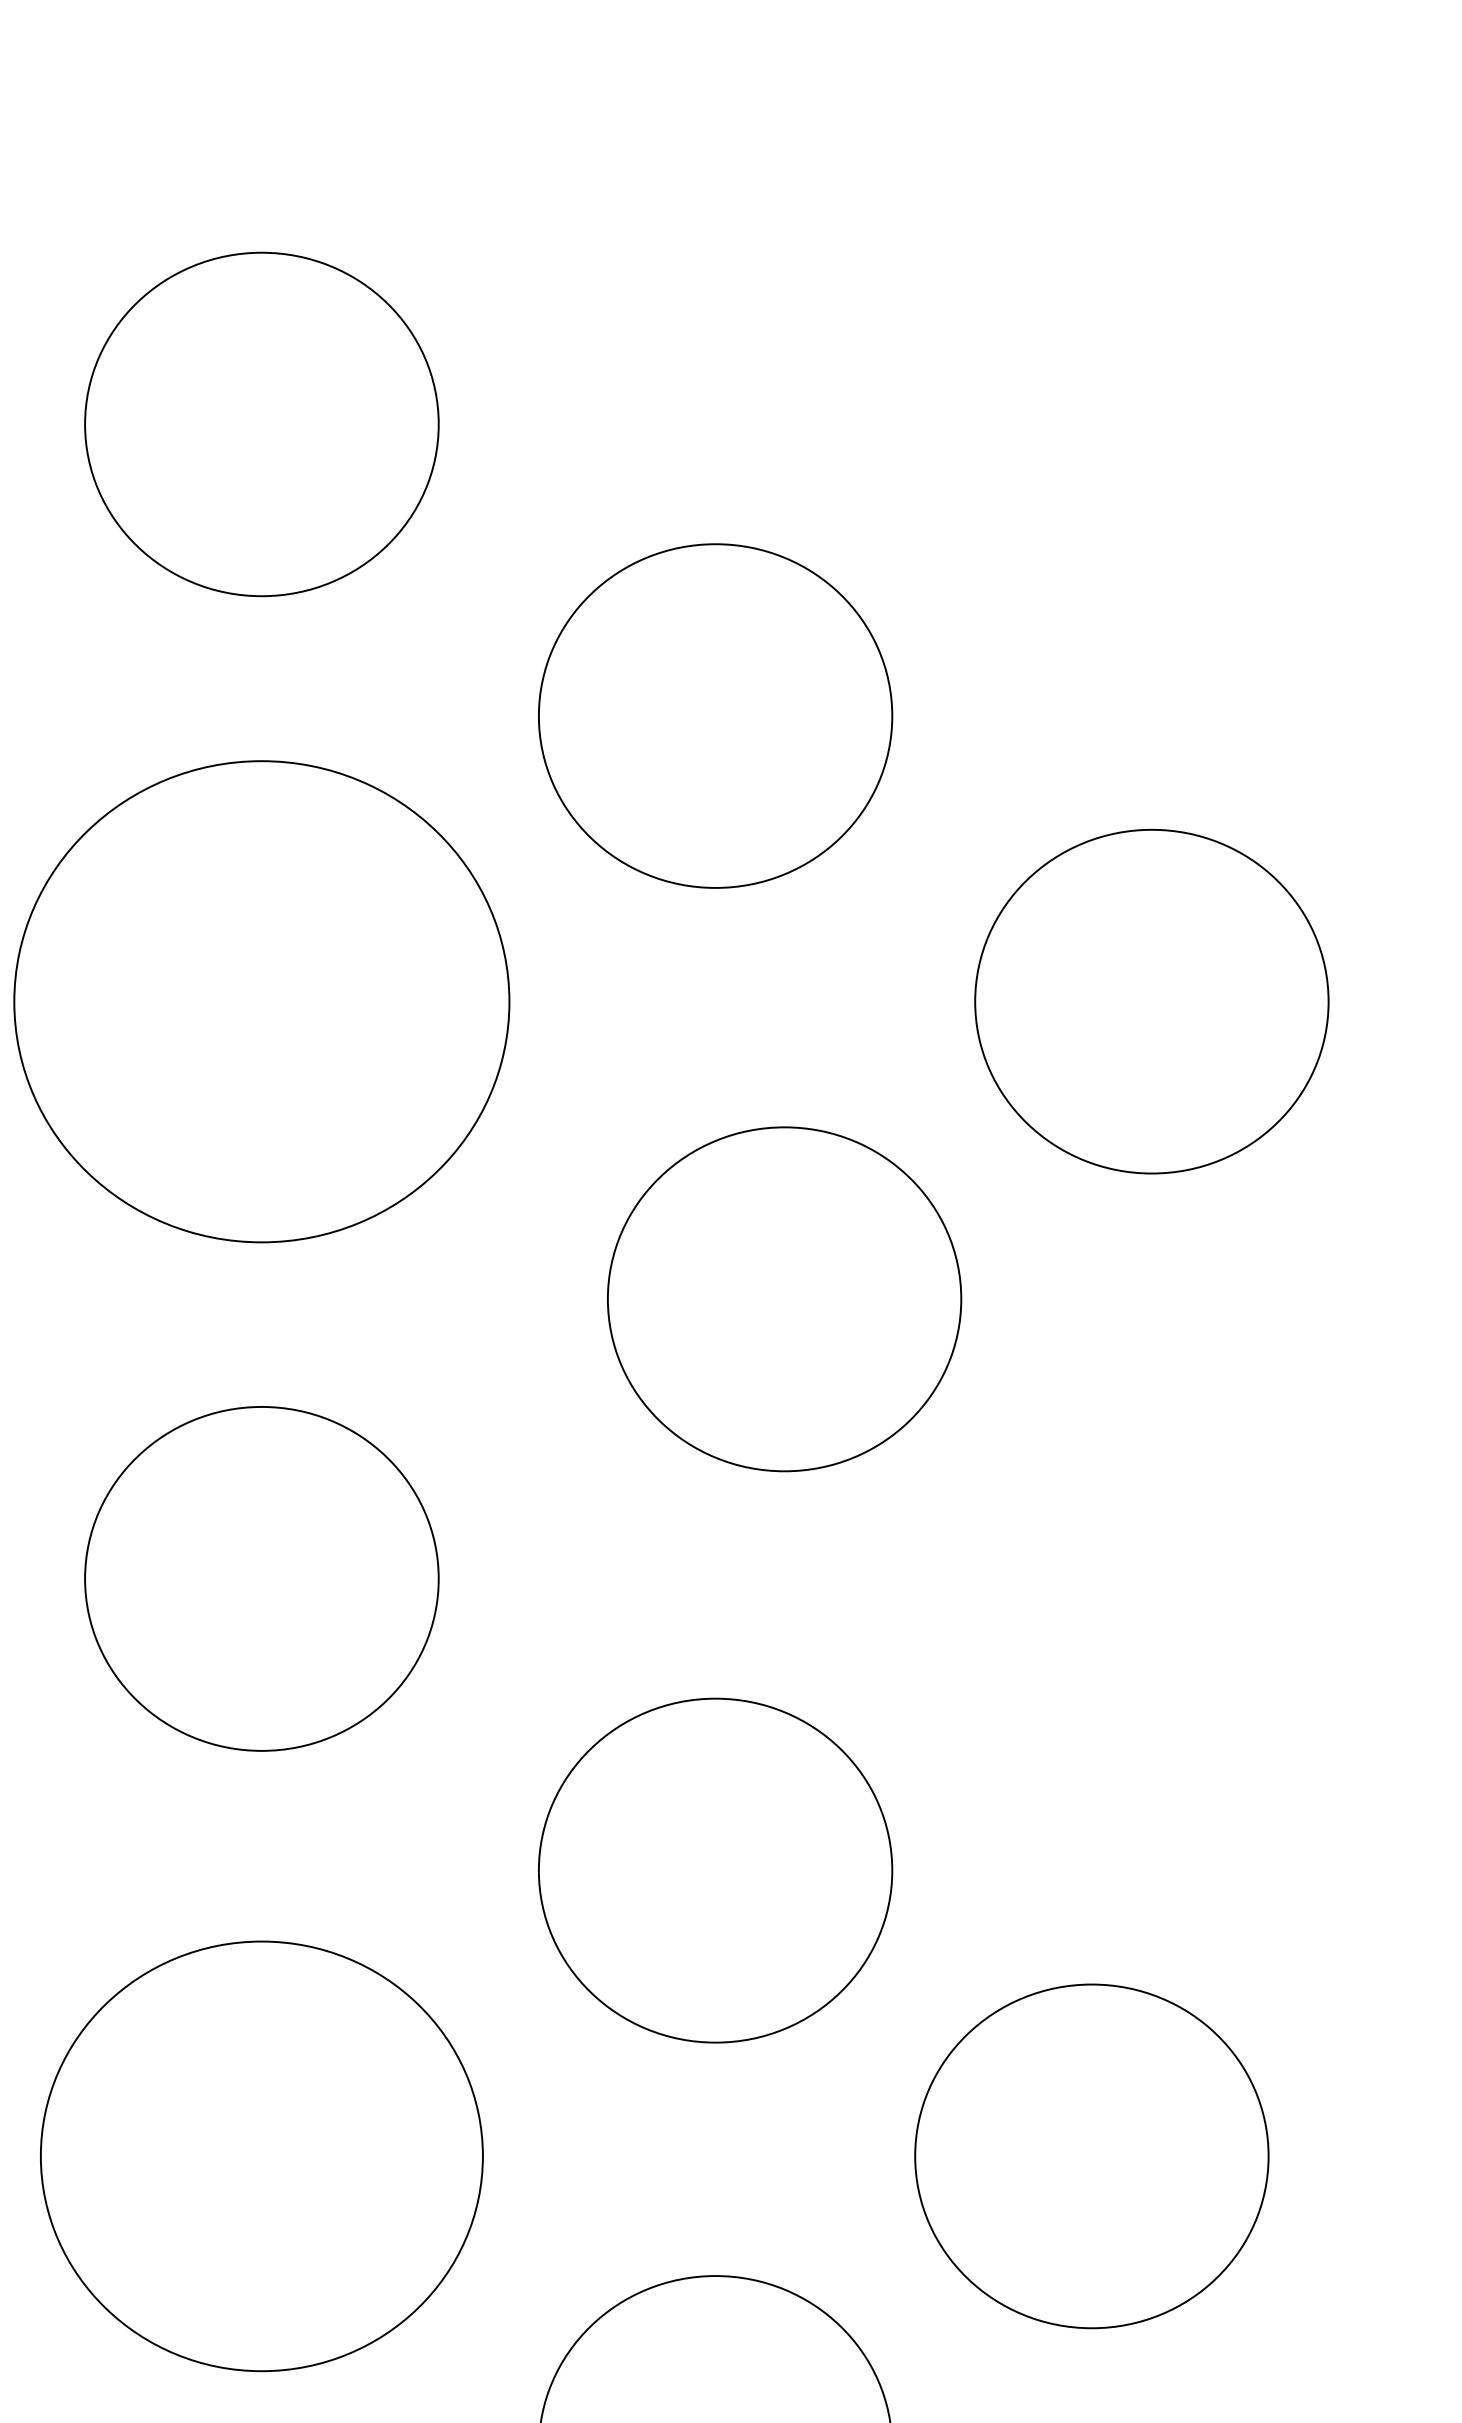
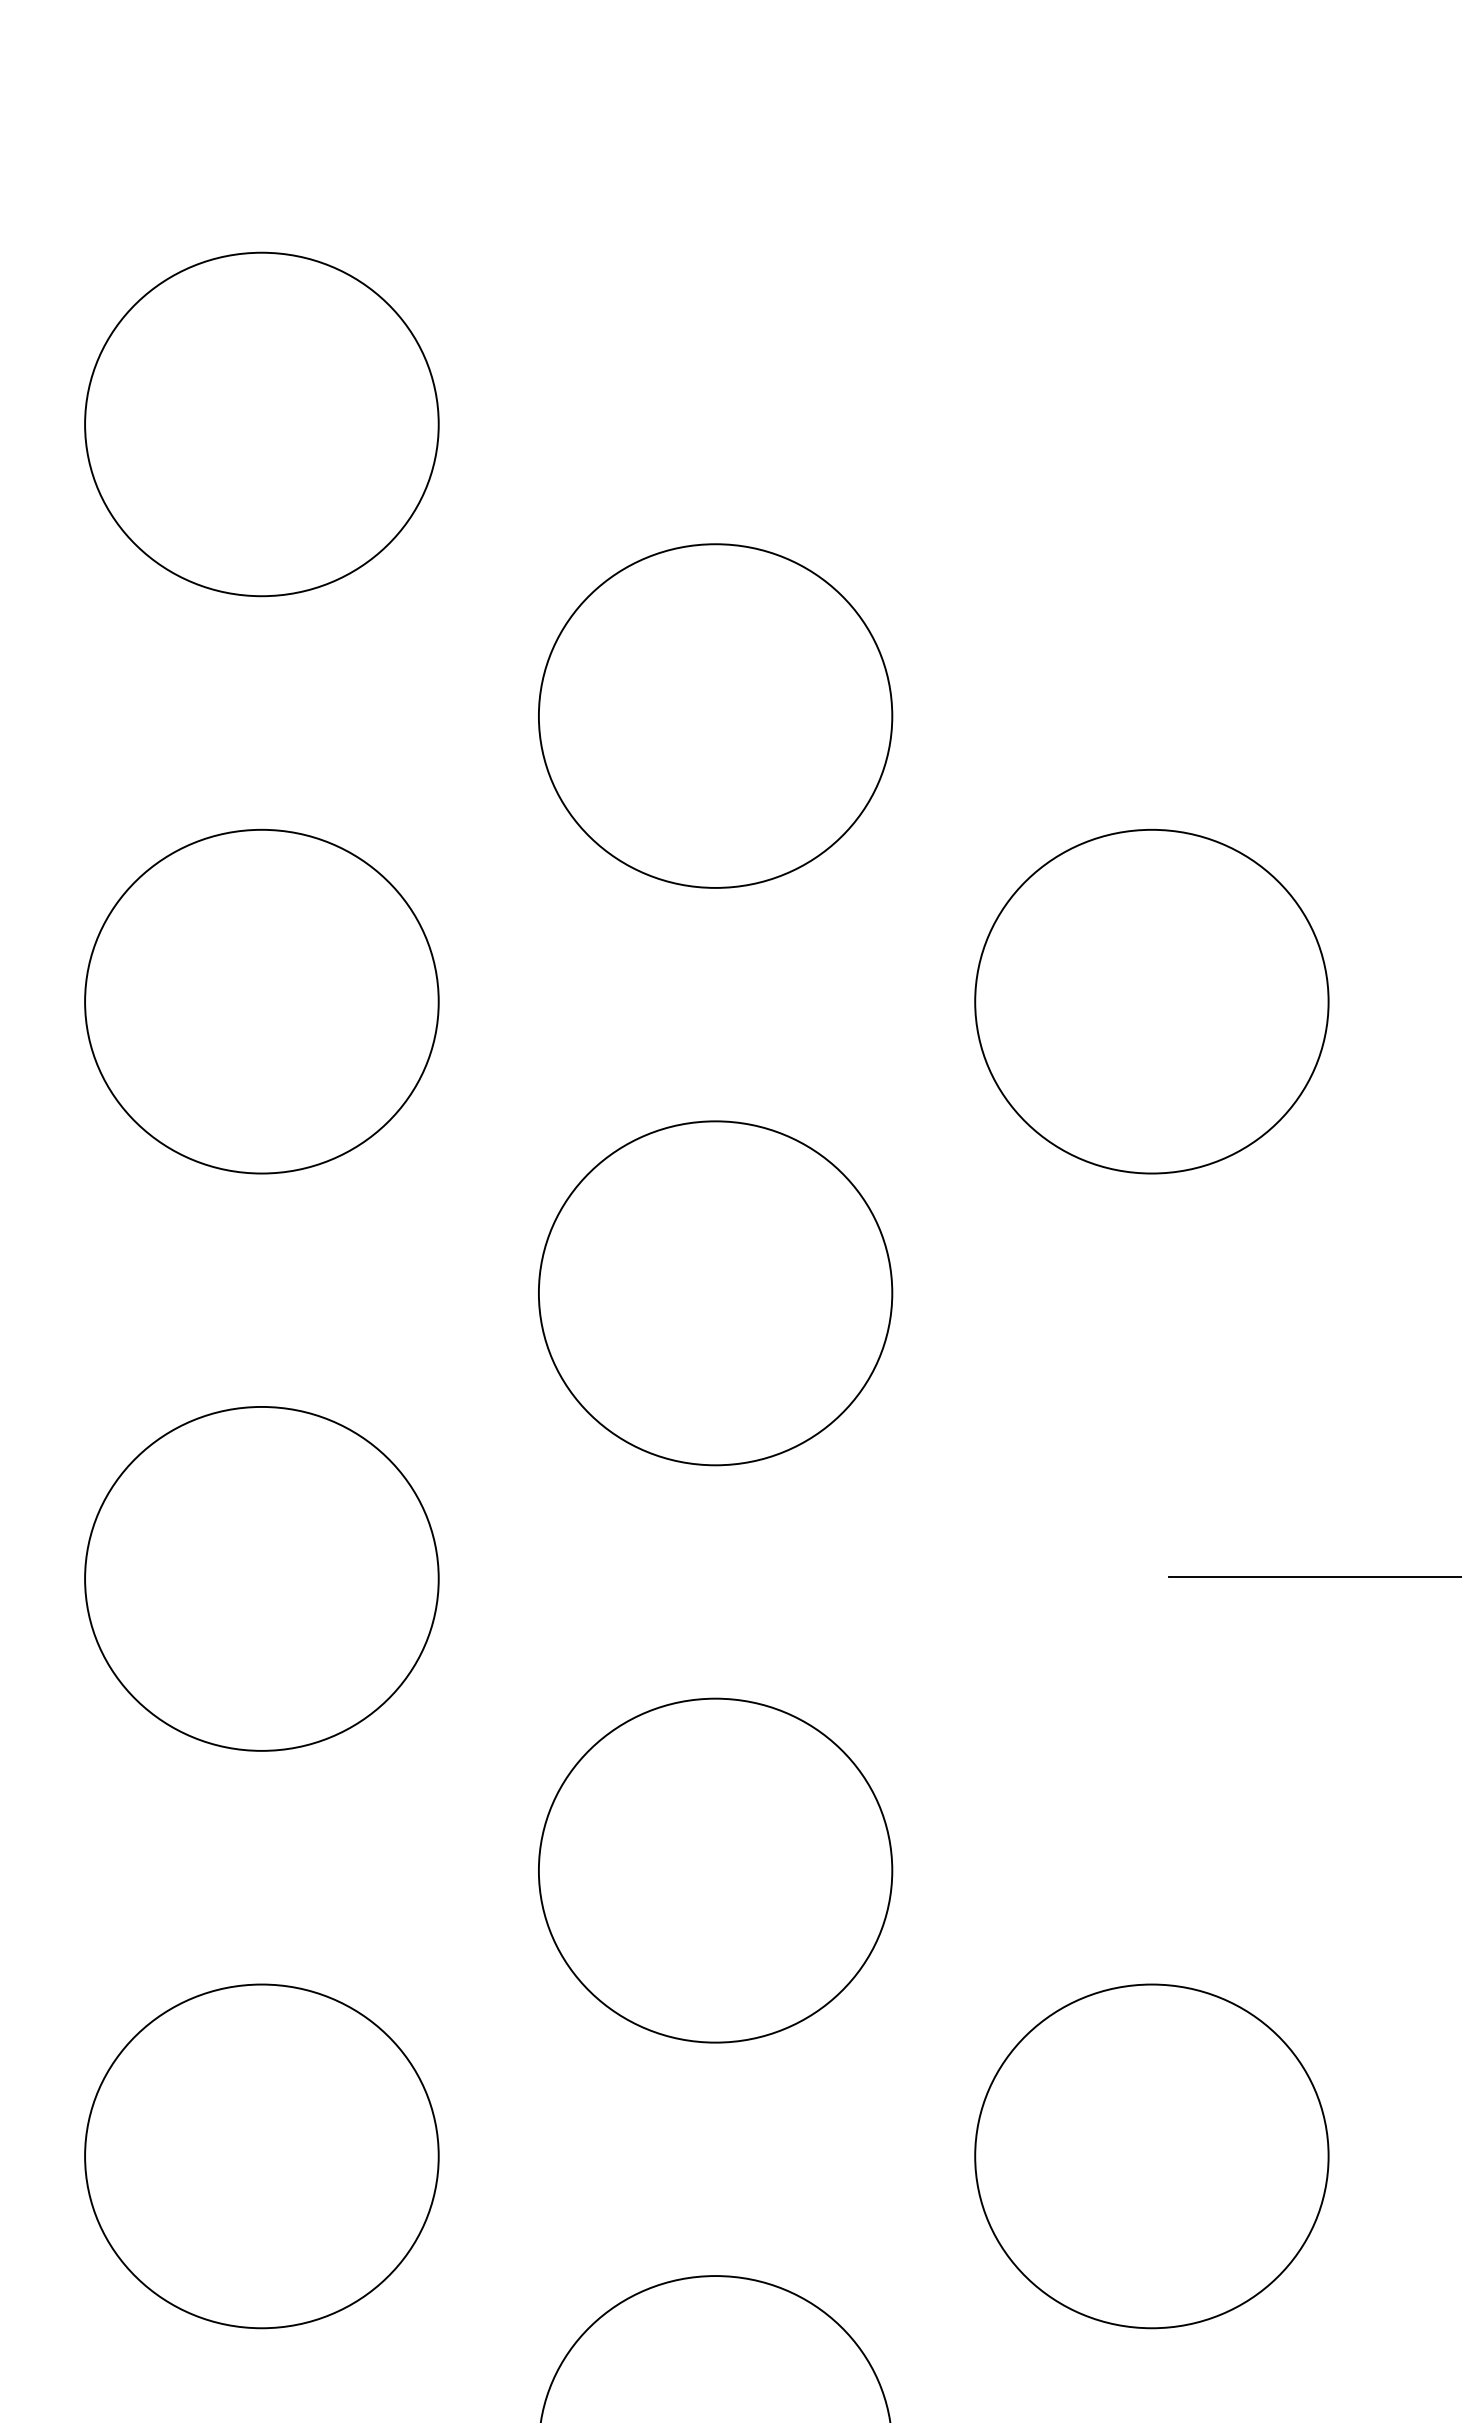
part size: 498x484 px -> 356x347 px (261, 1001)
part position: (784, 1299) -> (715, 1293) (715, 1293)
line: none -> present (1313, 1576)
part size: 444x433 px -> 356x347 px (261, 2156)
part position: (1091, 2156) -> (1151, 2156) (1151, 2156)
